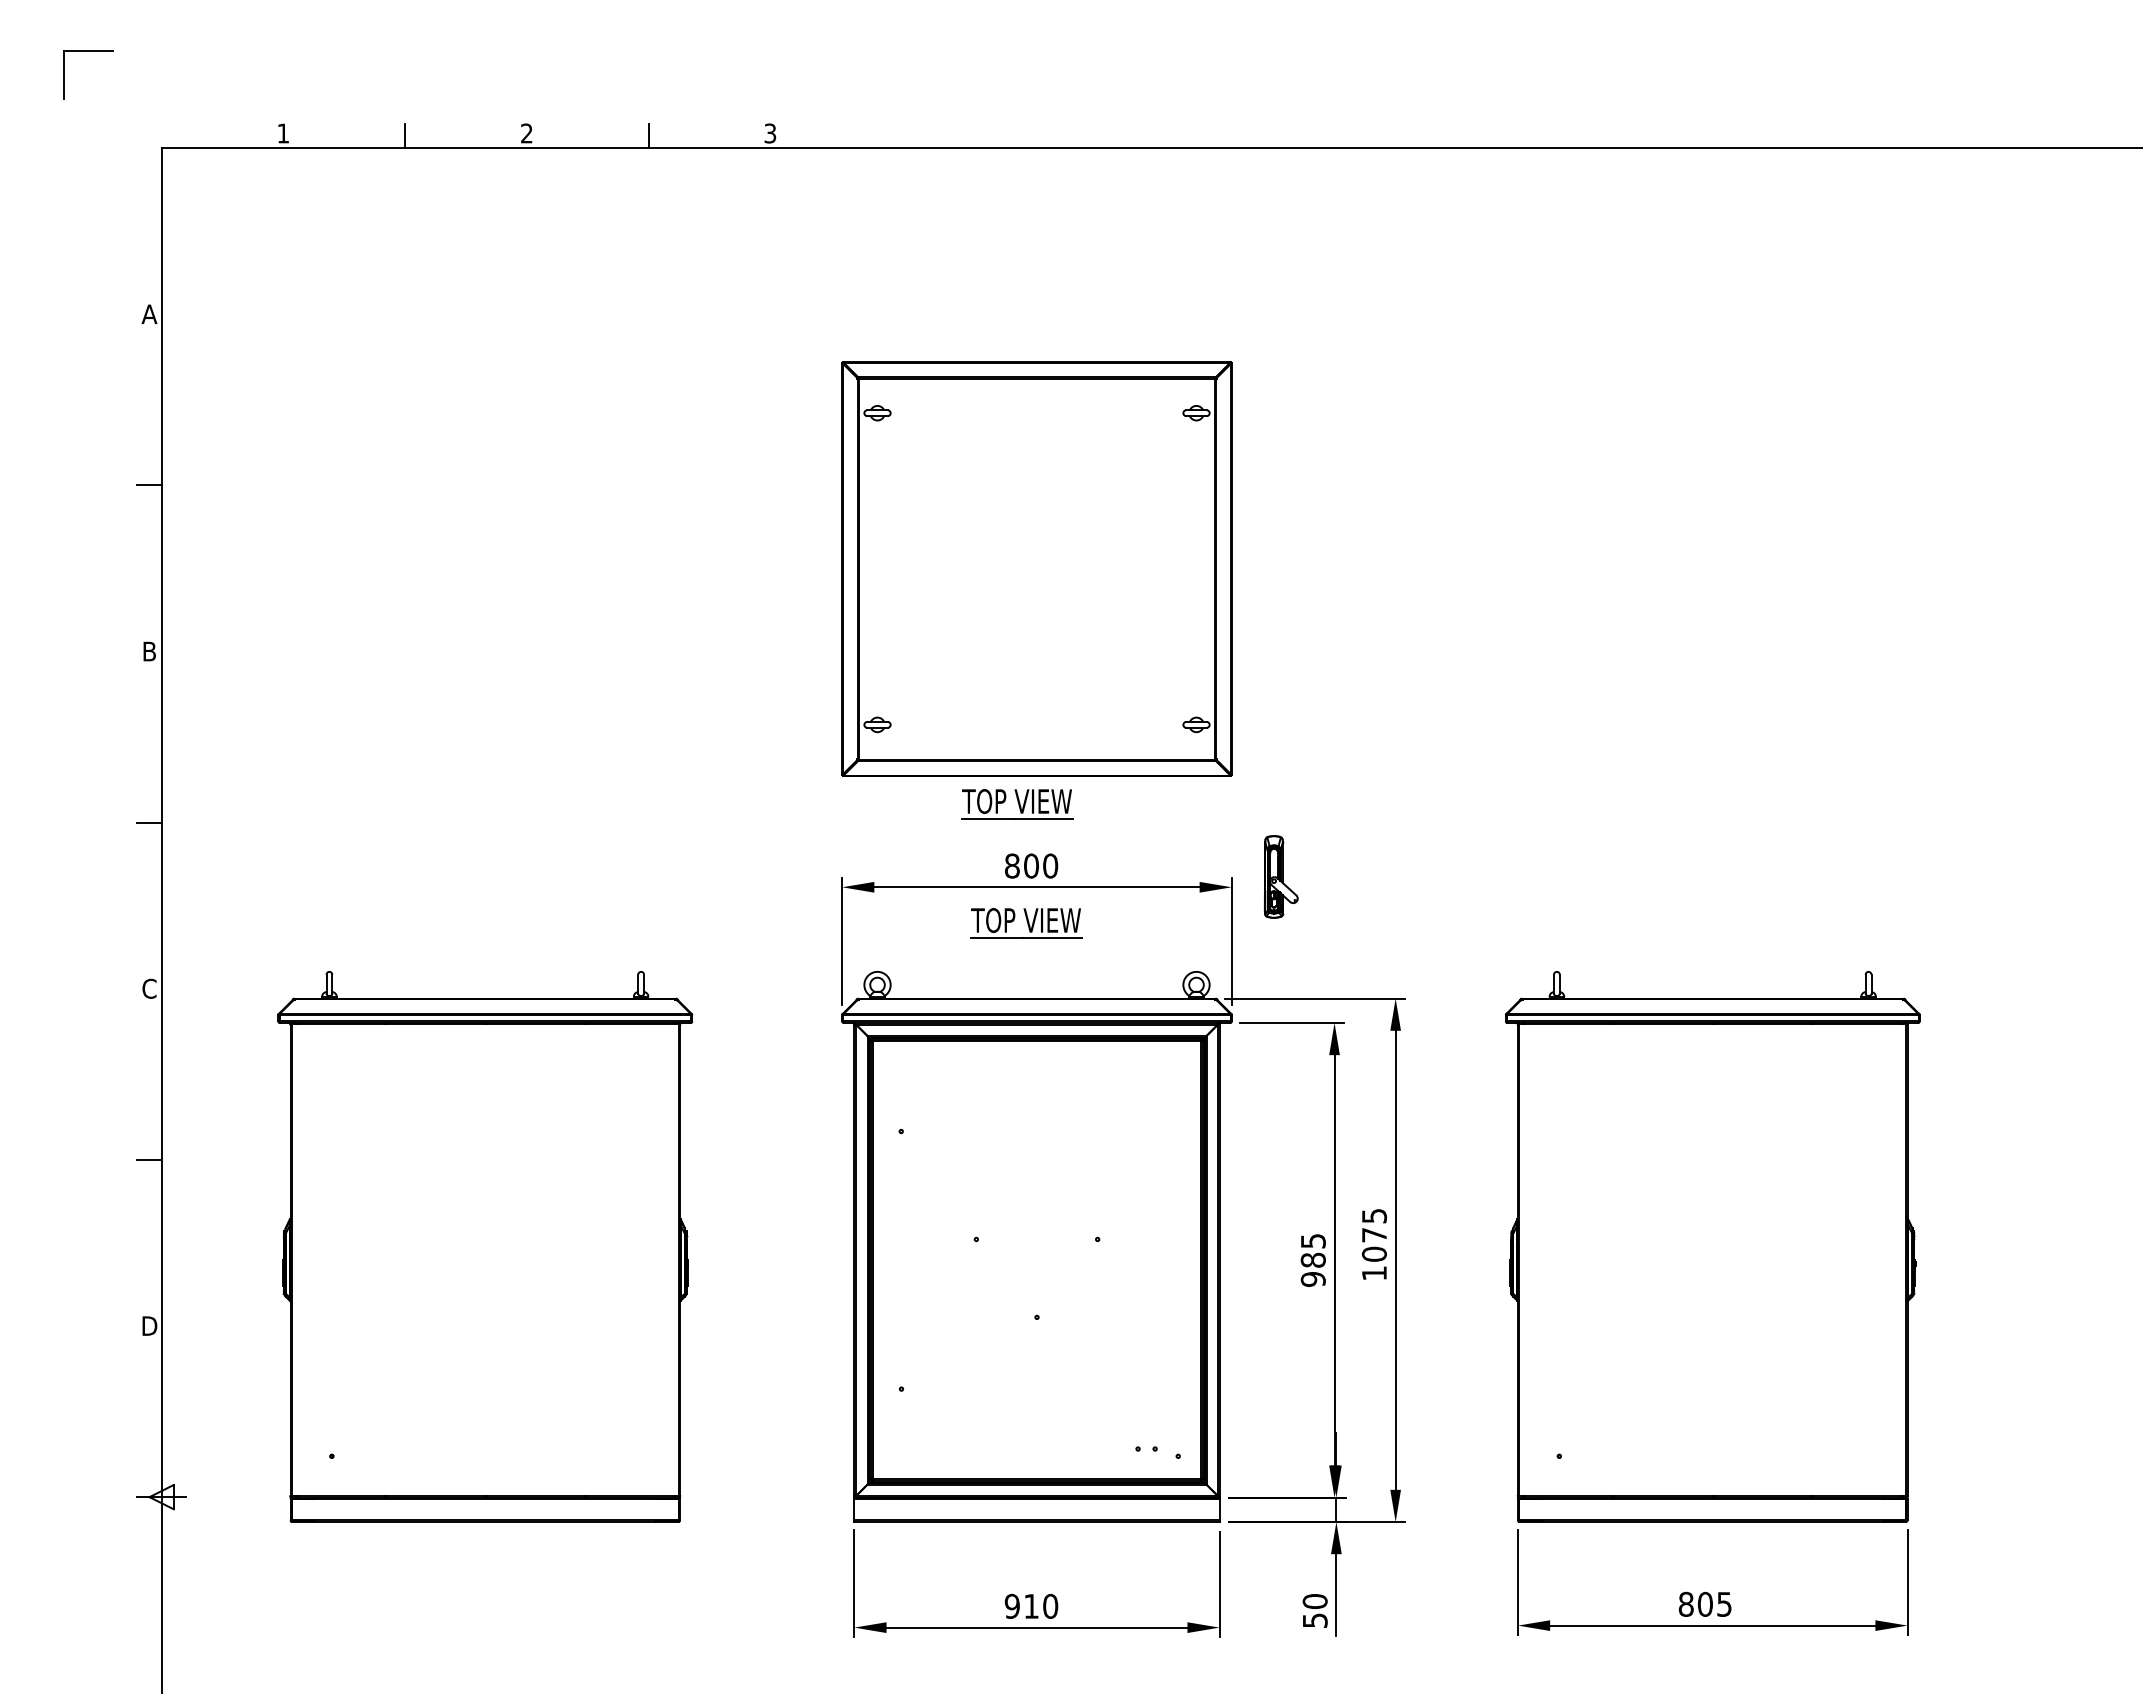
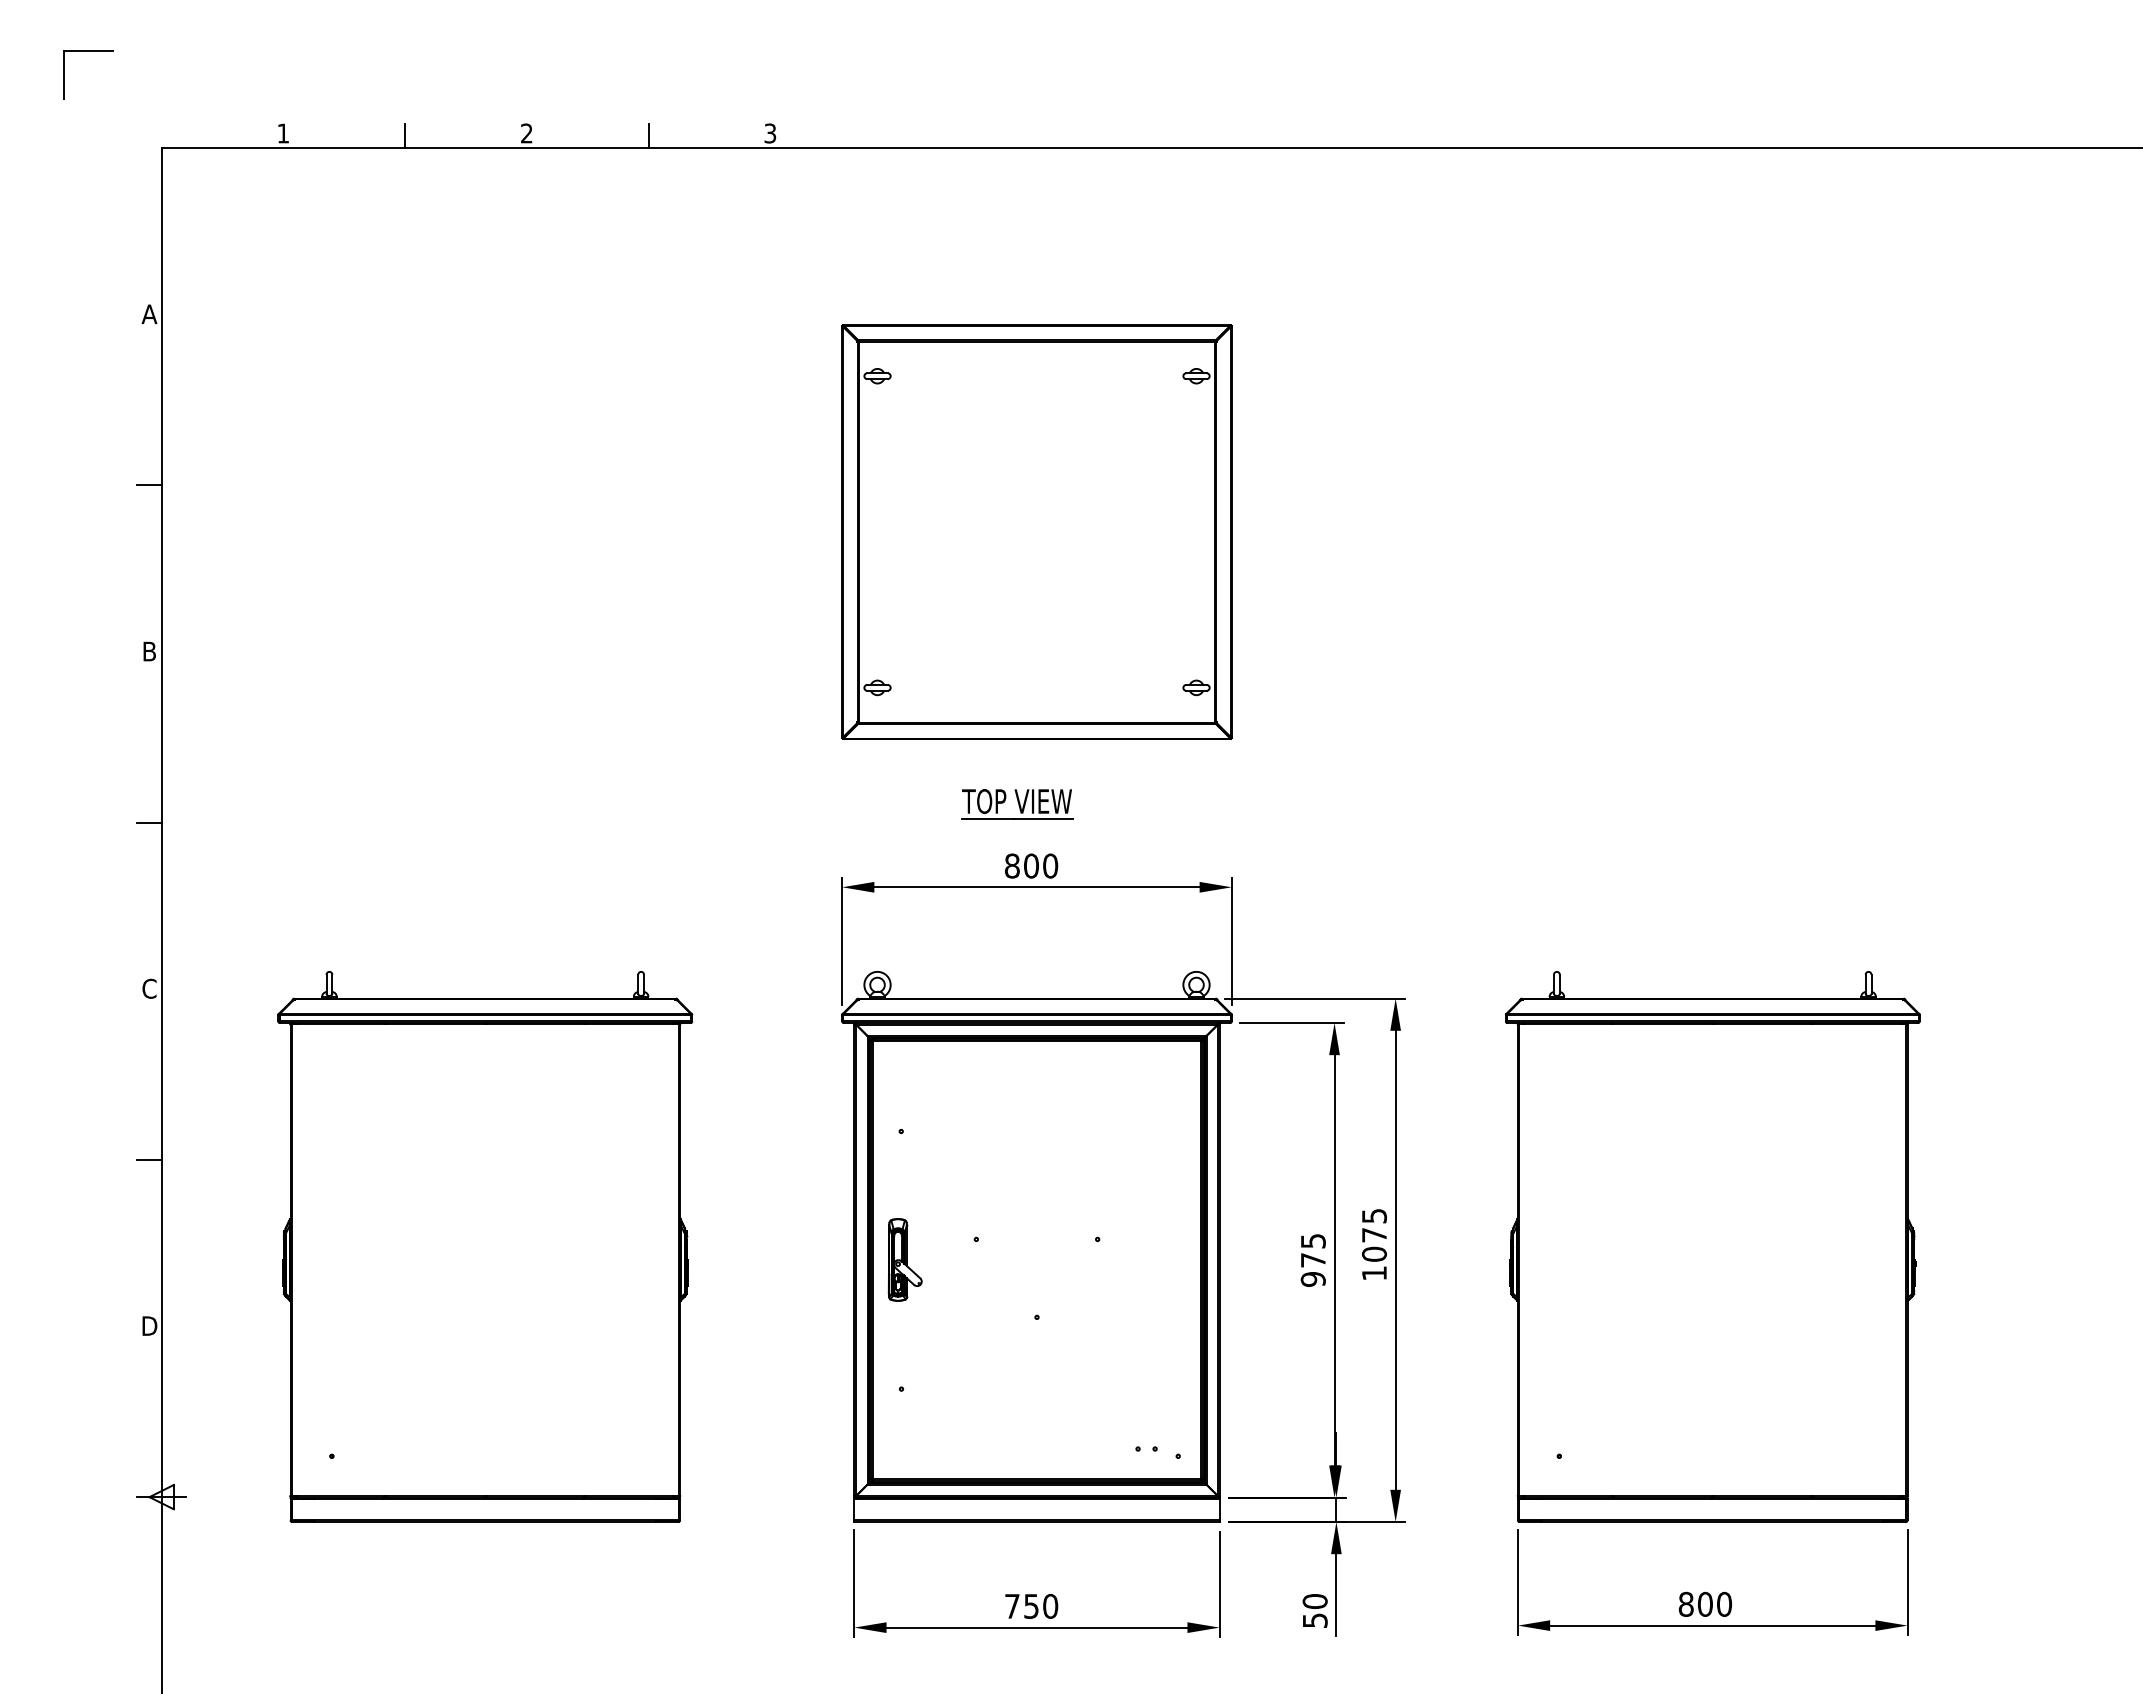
part position: (1036, 568) -> (1036, 531) (1036, 531)
part position: (1280, 876) -> (904, 1259) (904, 1259)
part: present -> none (1026, 923)
text: 985 -> 975 (1312, 1259)
text: 805 -> 800 (1724, 1603)
text: 910 -> 750 (1021, 1605)
